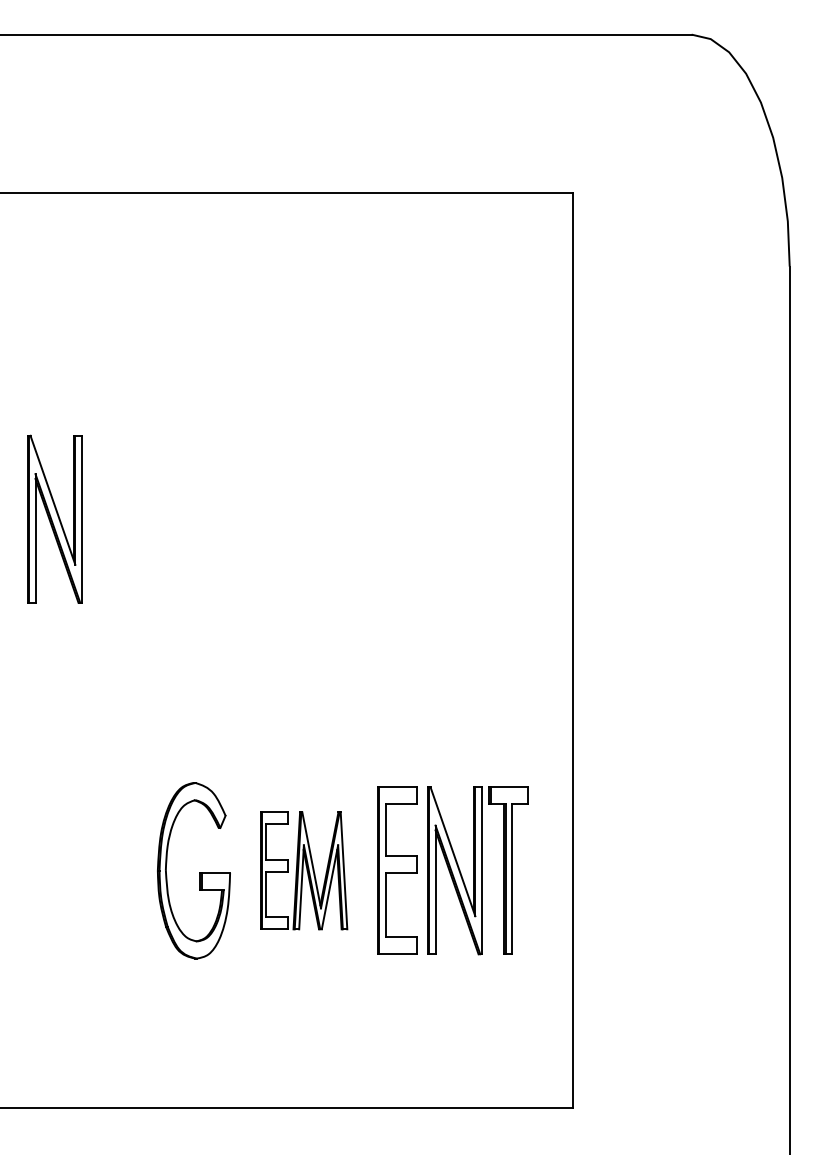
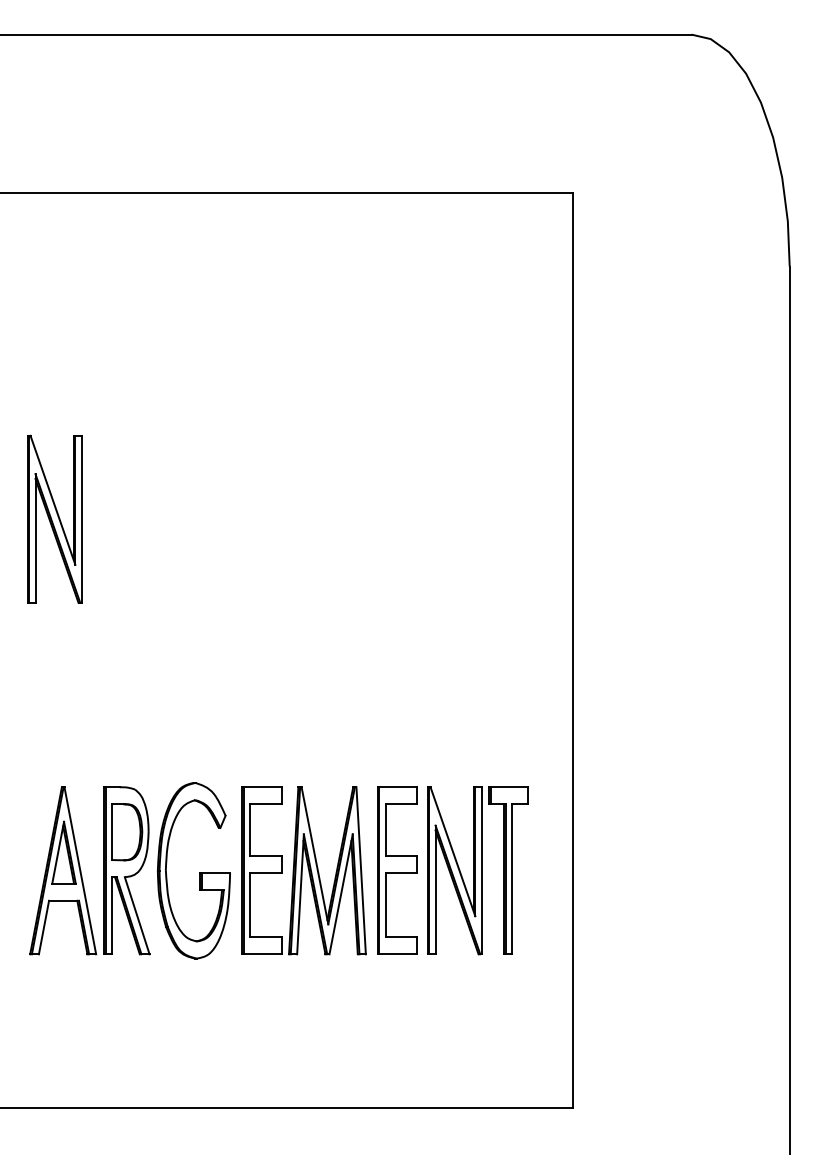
part: none -> present (81, 870)
part size: 89x120 px -> 126x170 px (303, 870)
